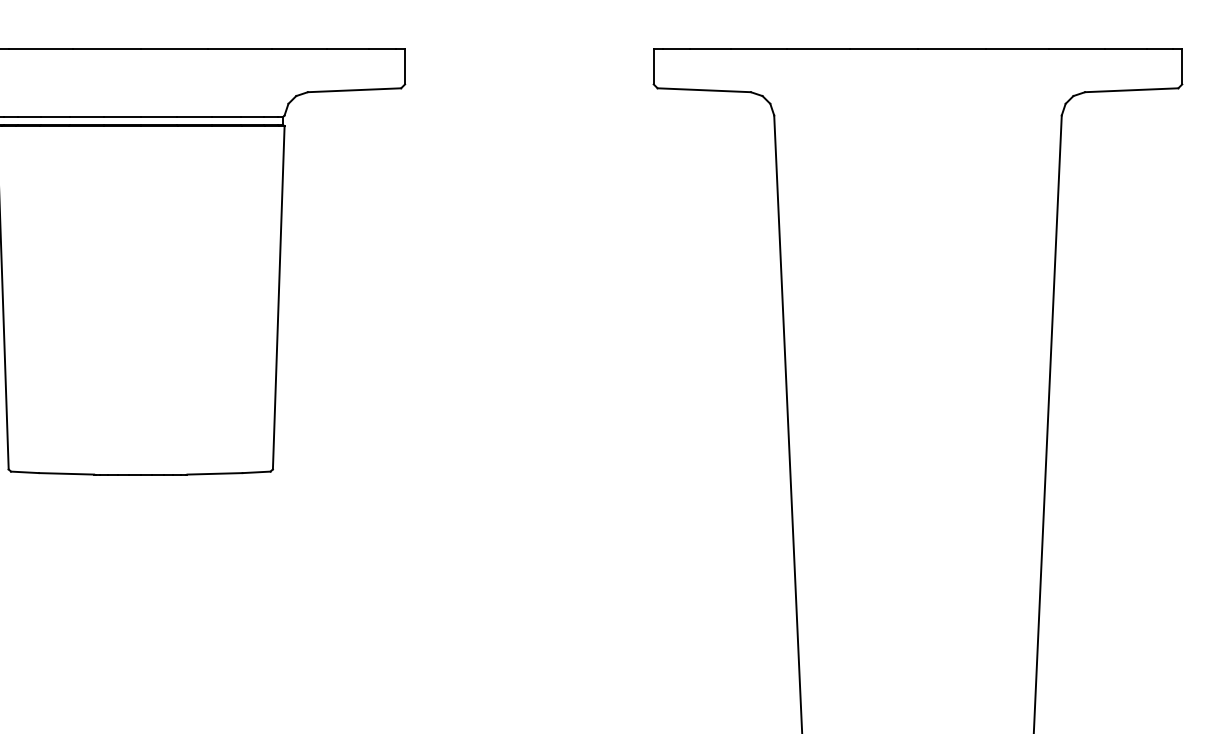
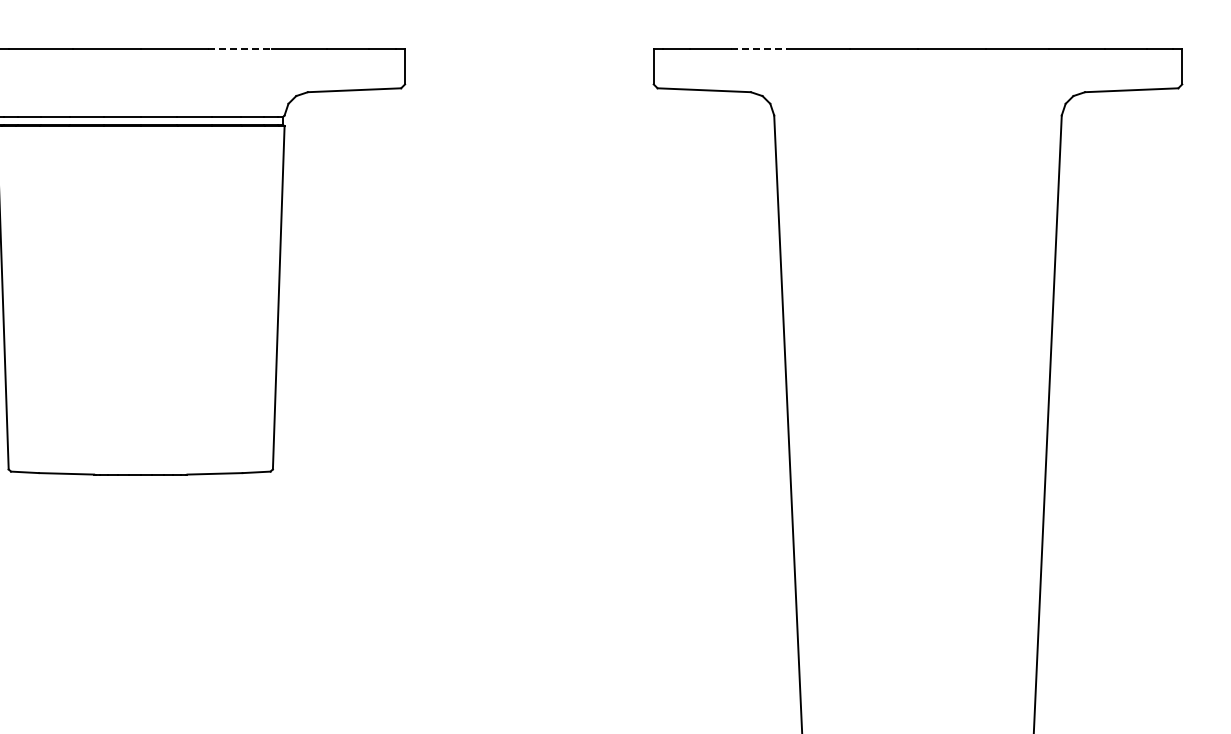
line: solid -> dashed (240, 49)
line: solid -> dashed (759, 49)
